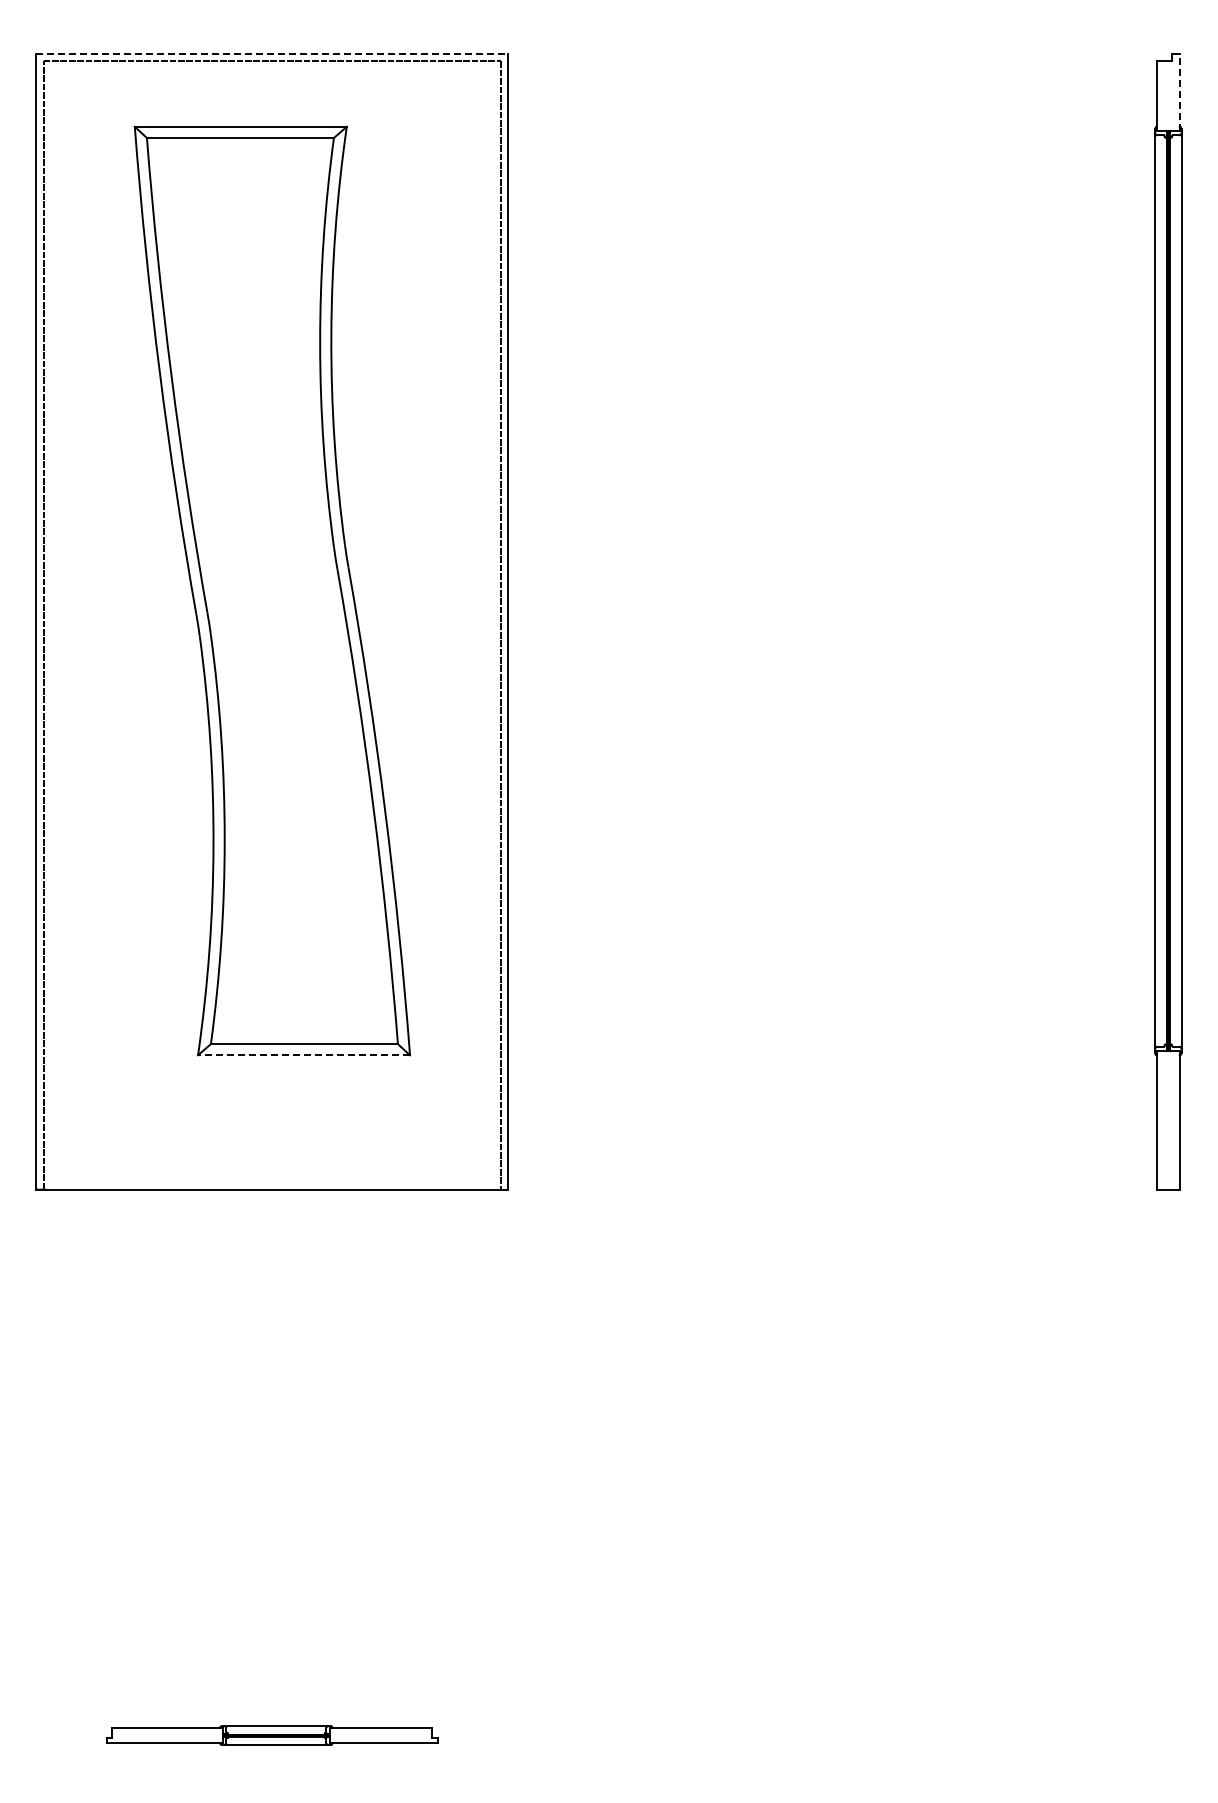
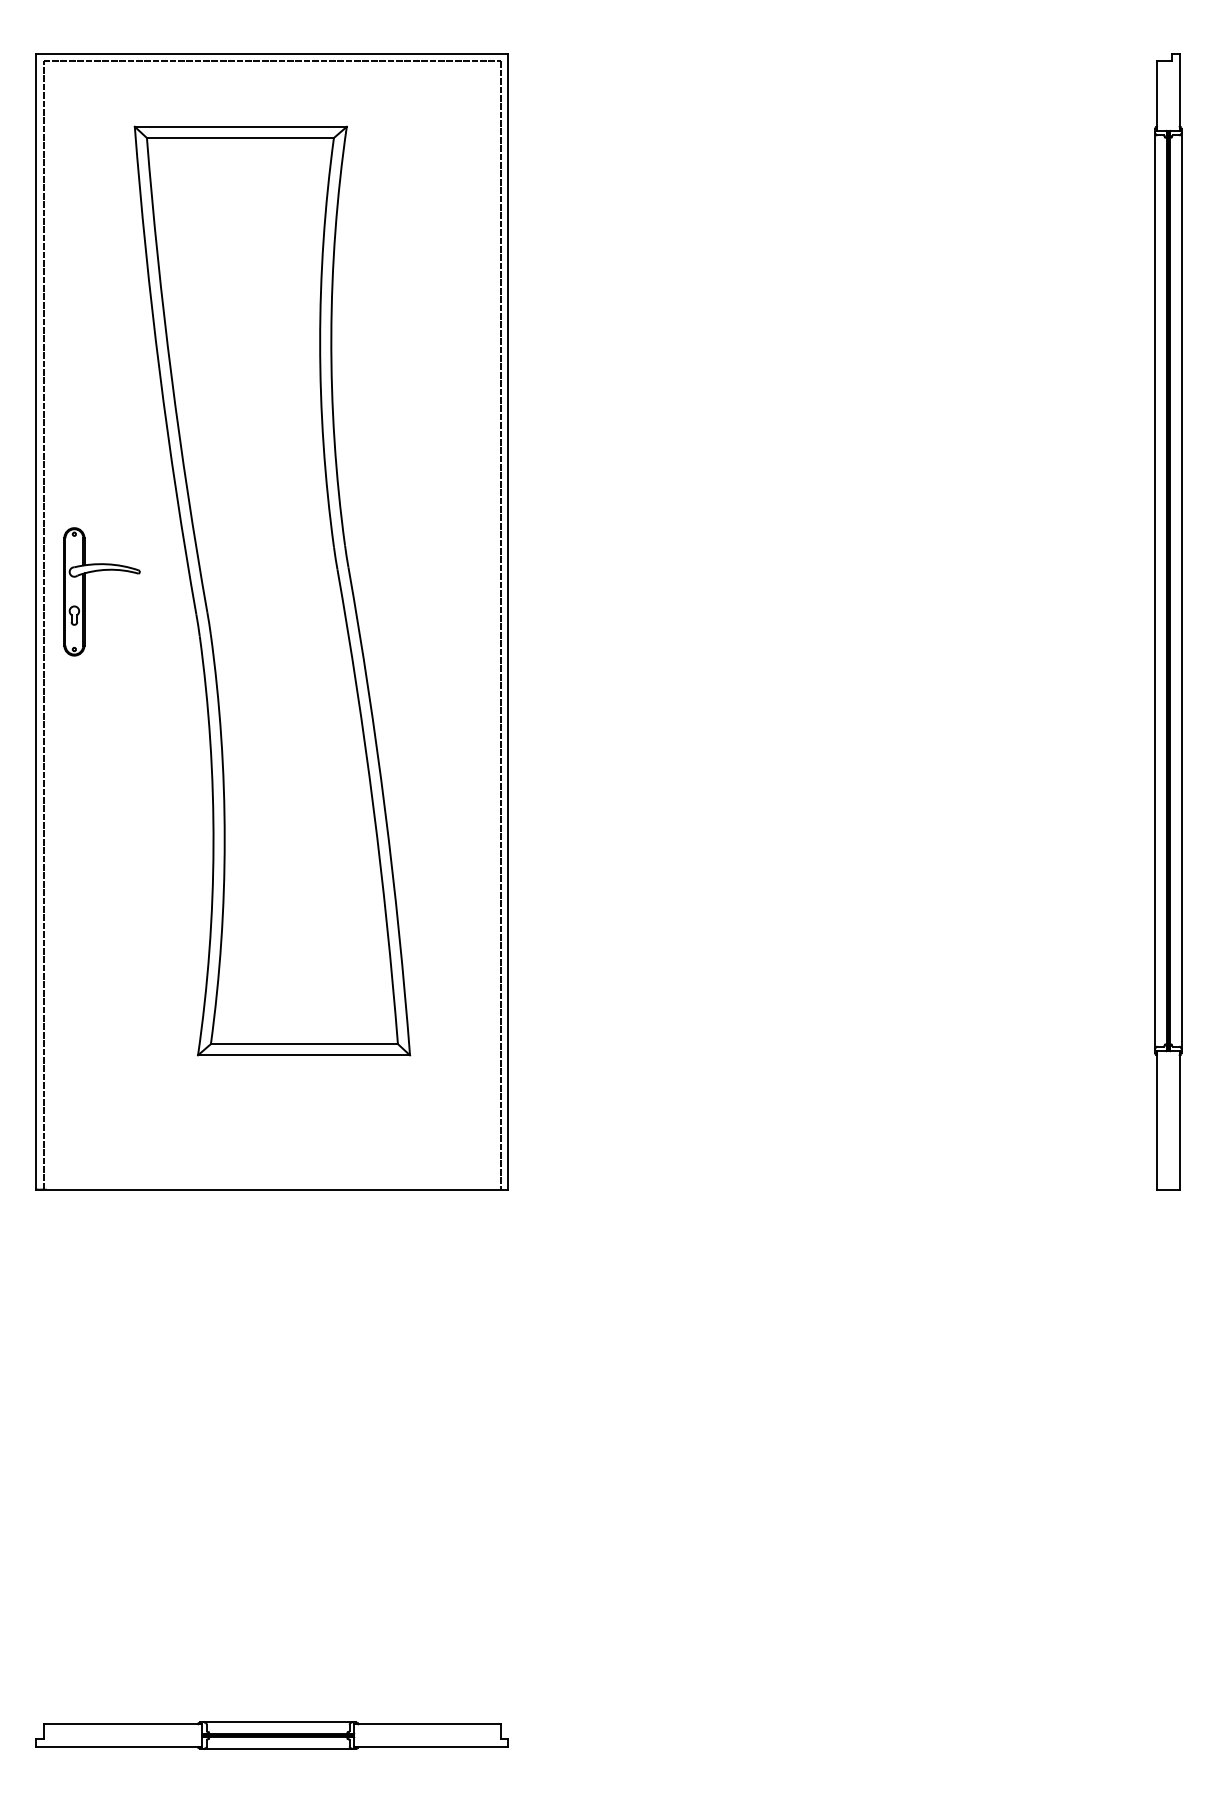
line: dashed -> solid (272, 54)
line: dashed -> solid (1179, 91)
part: none -> present (85, 591)
line: dashed -> solid (304, 1055)
part size: 333x21 px -> 474x29 px (271, 1735)
